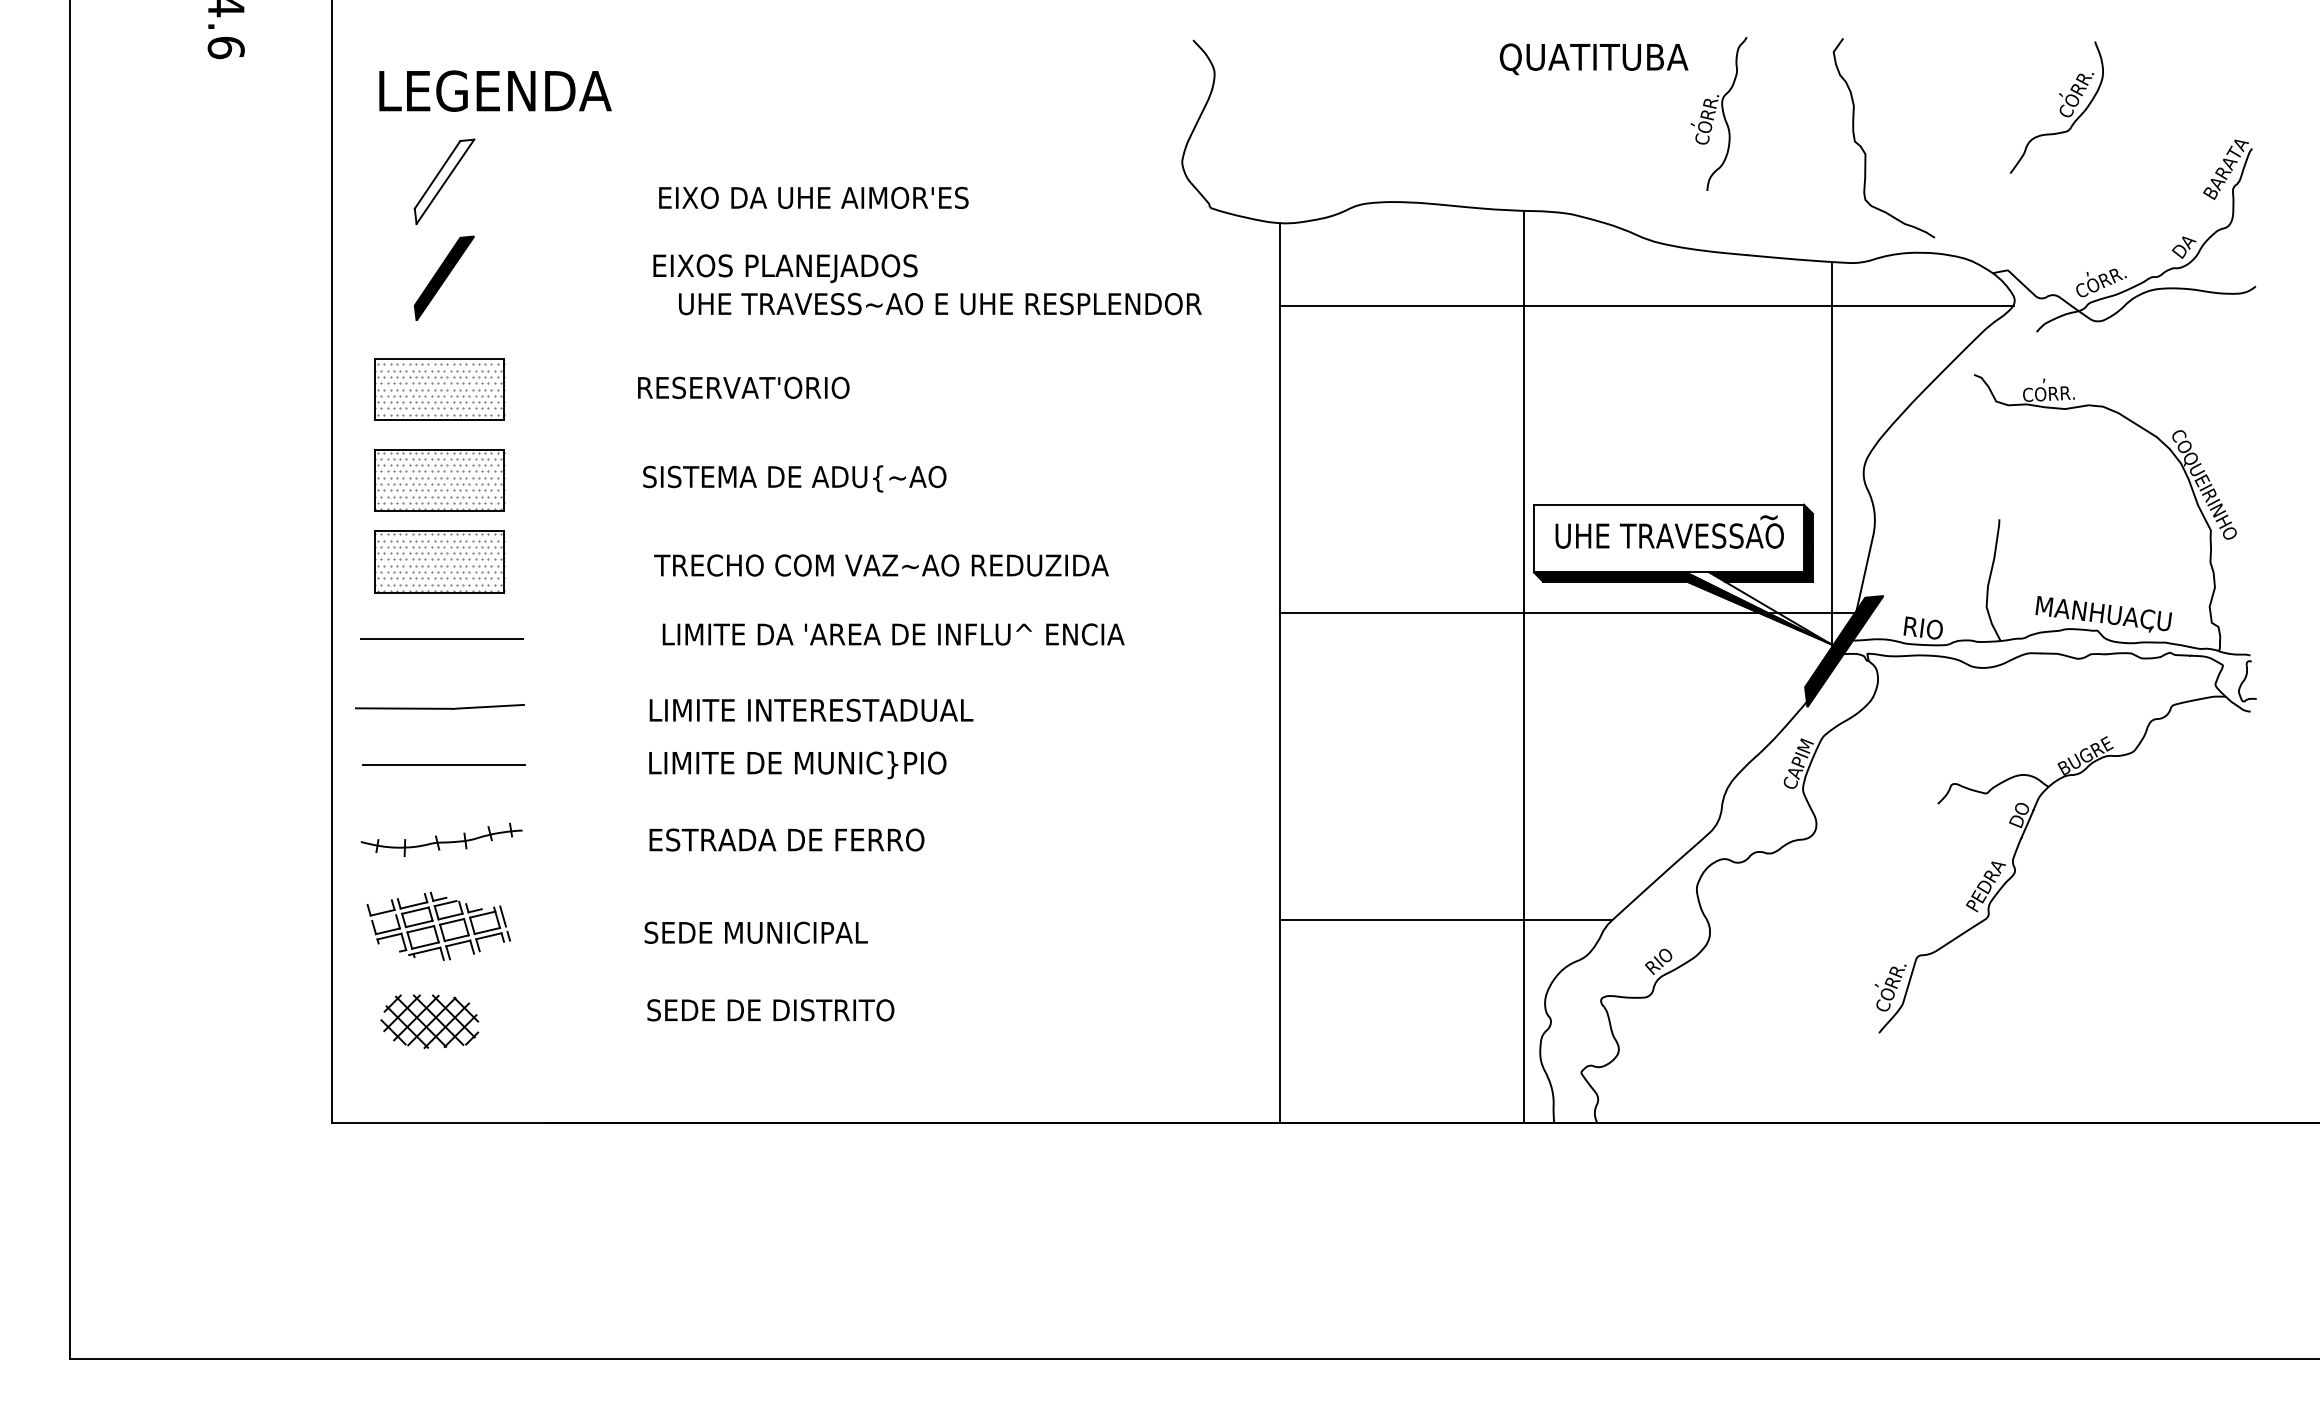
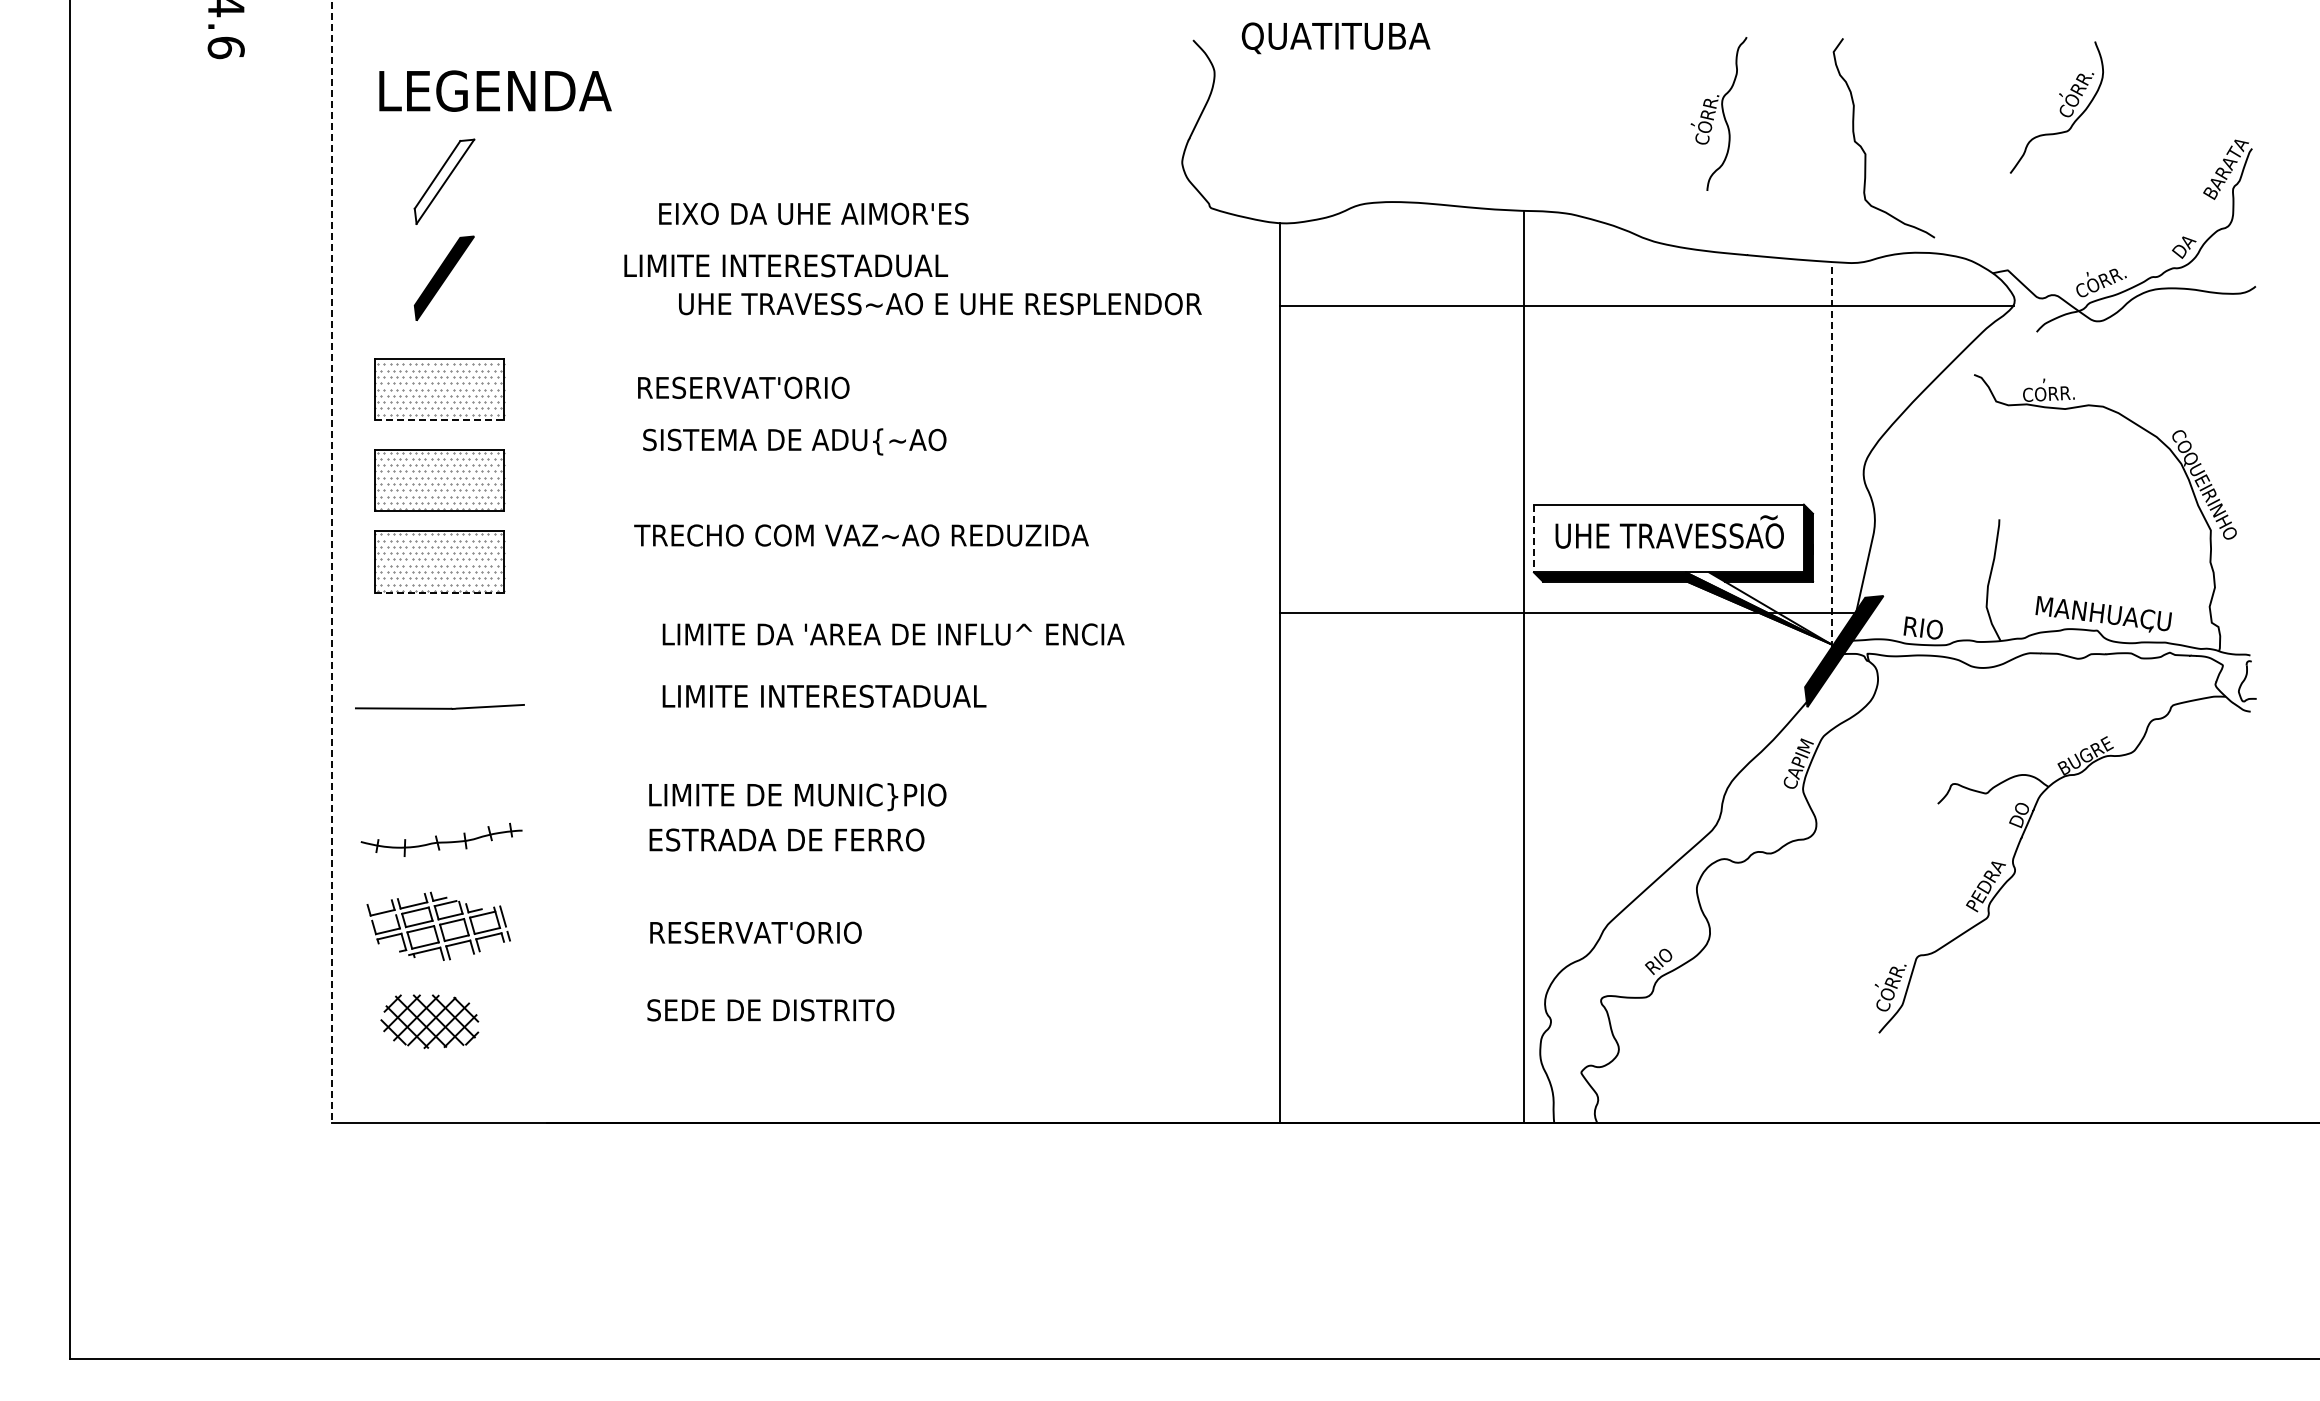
text position: (1593, 59) -> (1335, 38) (1335, 38)
text position: (813, 197) -> (813, 213) (813, 213)
text: EIXOS PLANEJADOS -> LIMITE INTERESTADUAL (786, 268)
line: solid -> dashed (439, 420)
line: solid -> dashed (1831, 465)
text position: (794, 478) -> (794, 441) (794, 441)
line: solid -> dashed (1533, 538)
line: solid -> dashed (331, 562)
text position: (881, 565) -> (861, 535) (861, 535)
line: solid -> dashed (439, 592)
line: present -> none (441, 638)
text position: (811, 709) -> (824, 695) (824, 695)
line: present -> none (443, 764)
text position: (797, 765) -> (797, 797) (797, 797)
line: present -> none (1445, 920)
text: SEDE MUNICIPAL -> RESERVAT'ORIO (755, 932)
